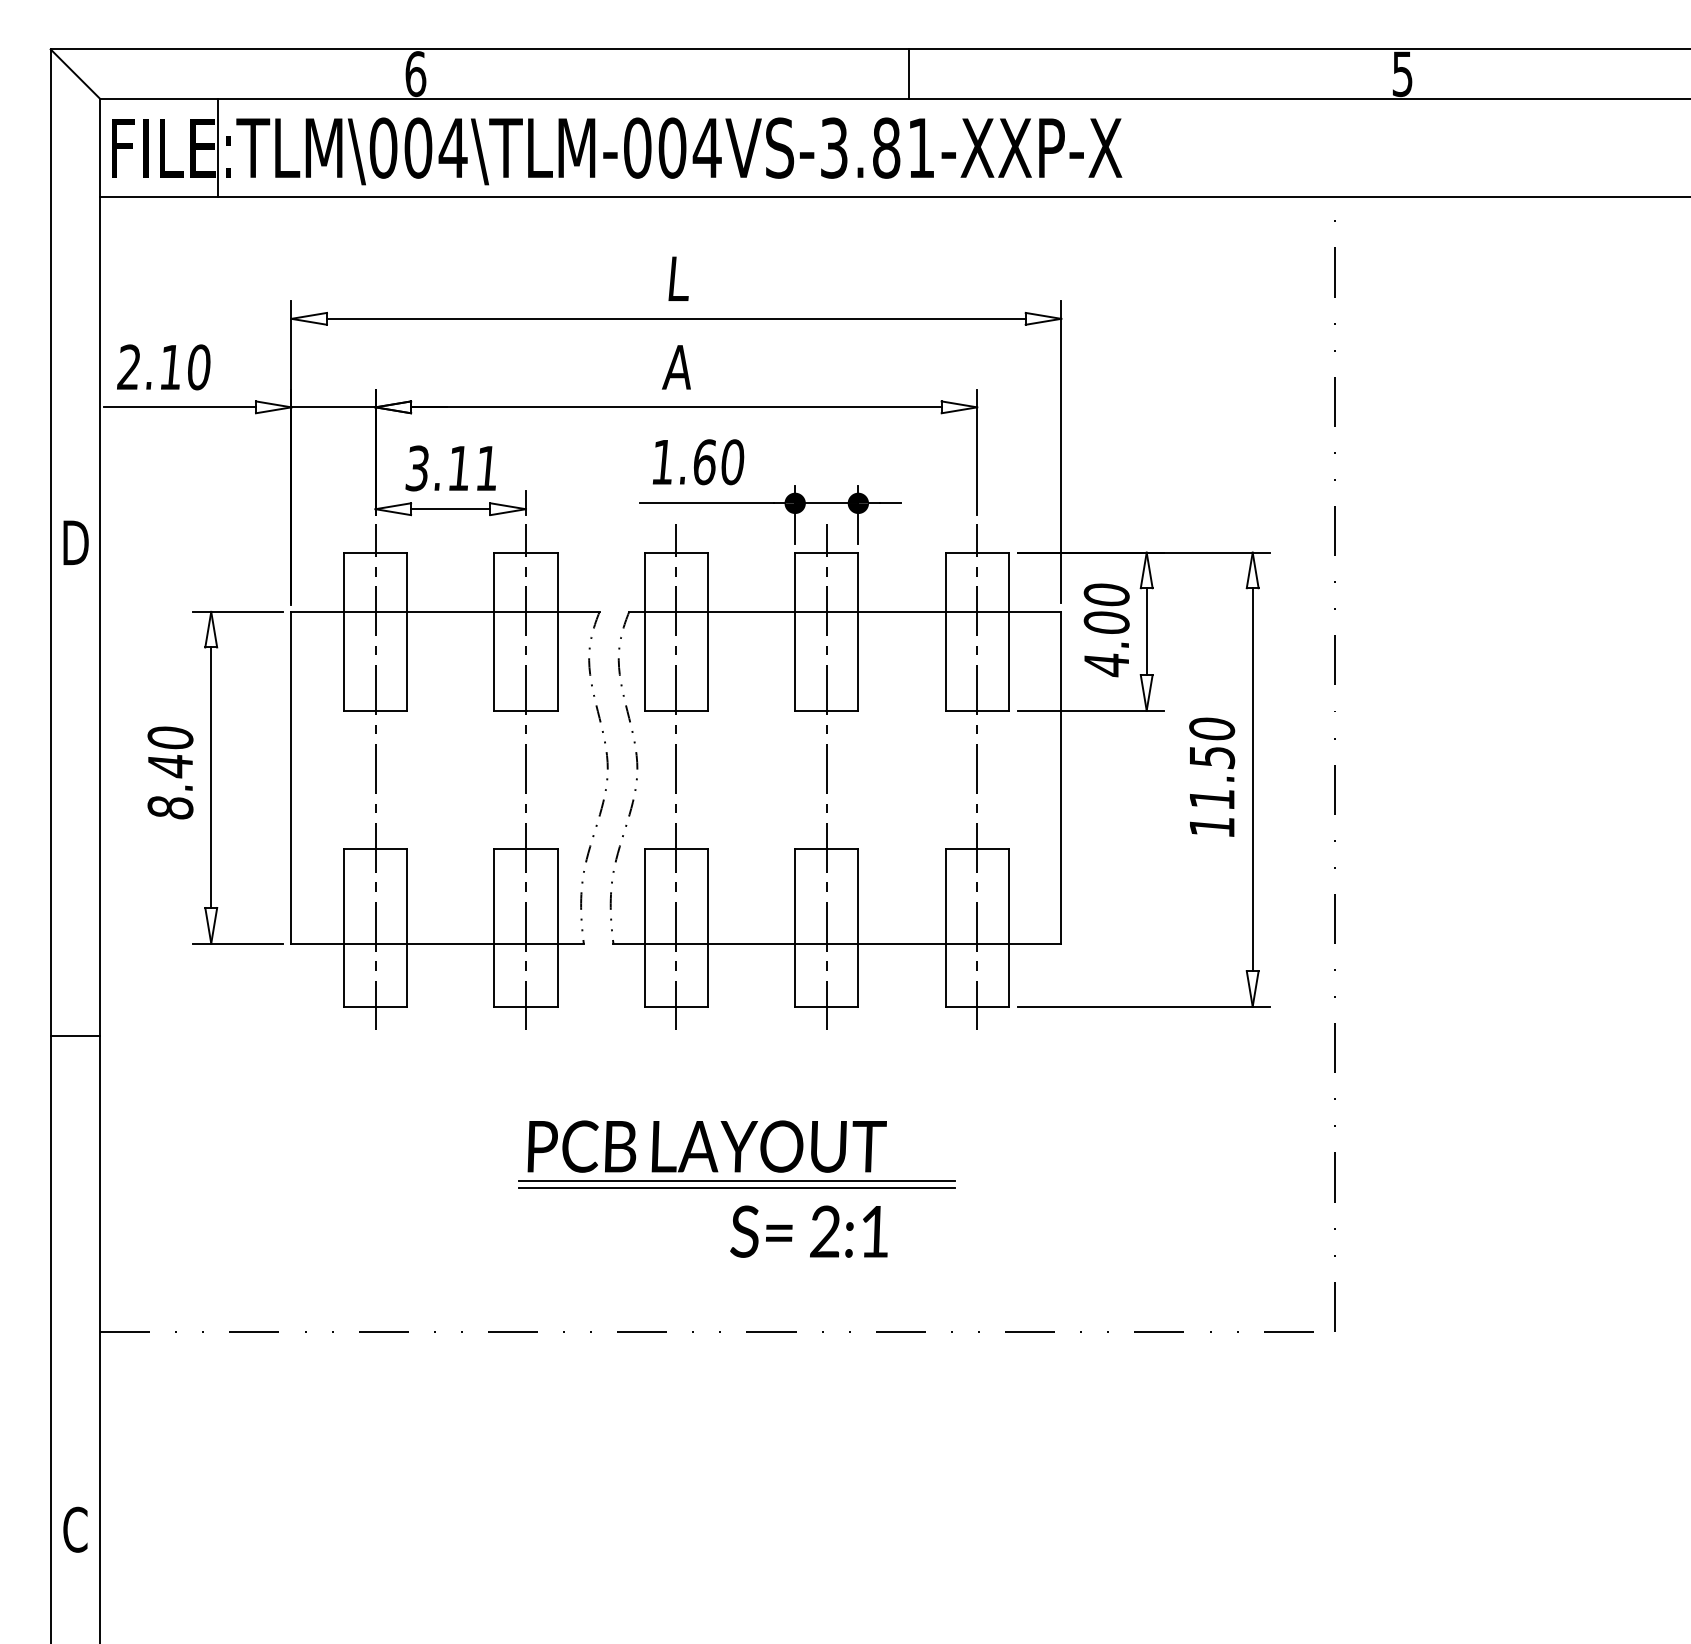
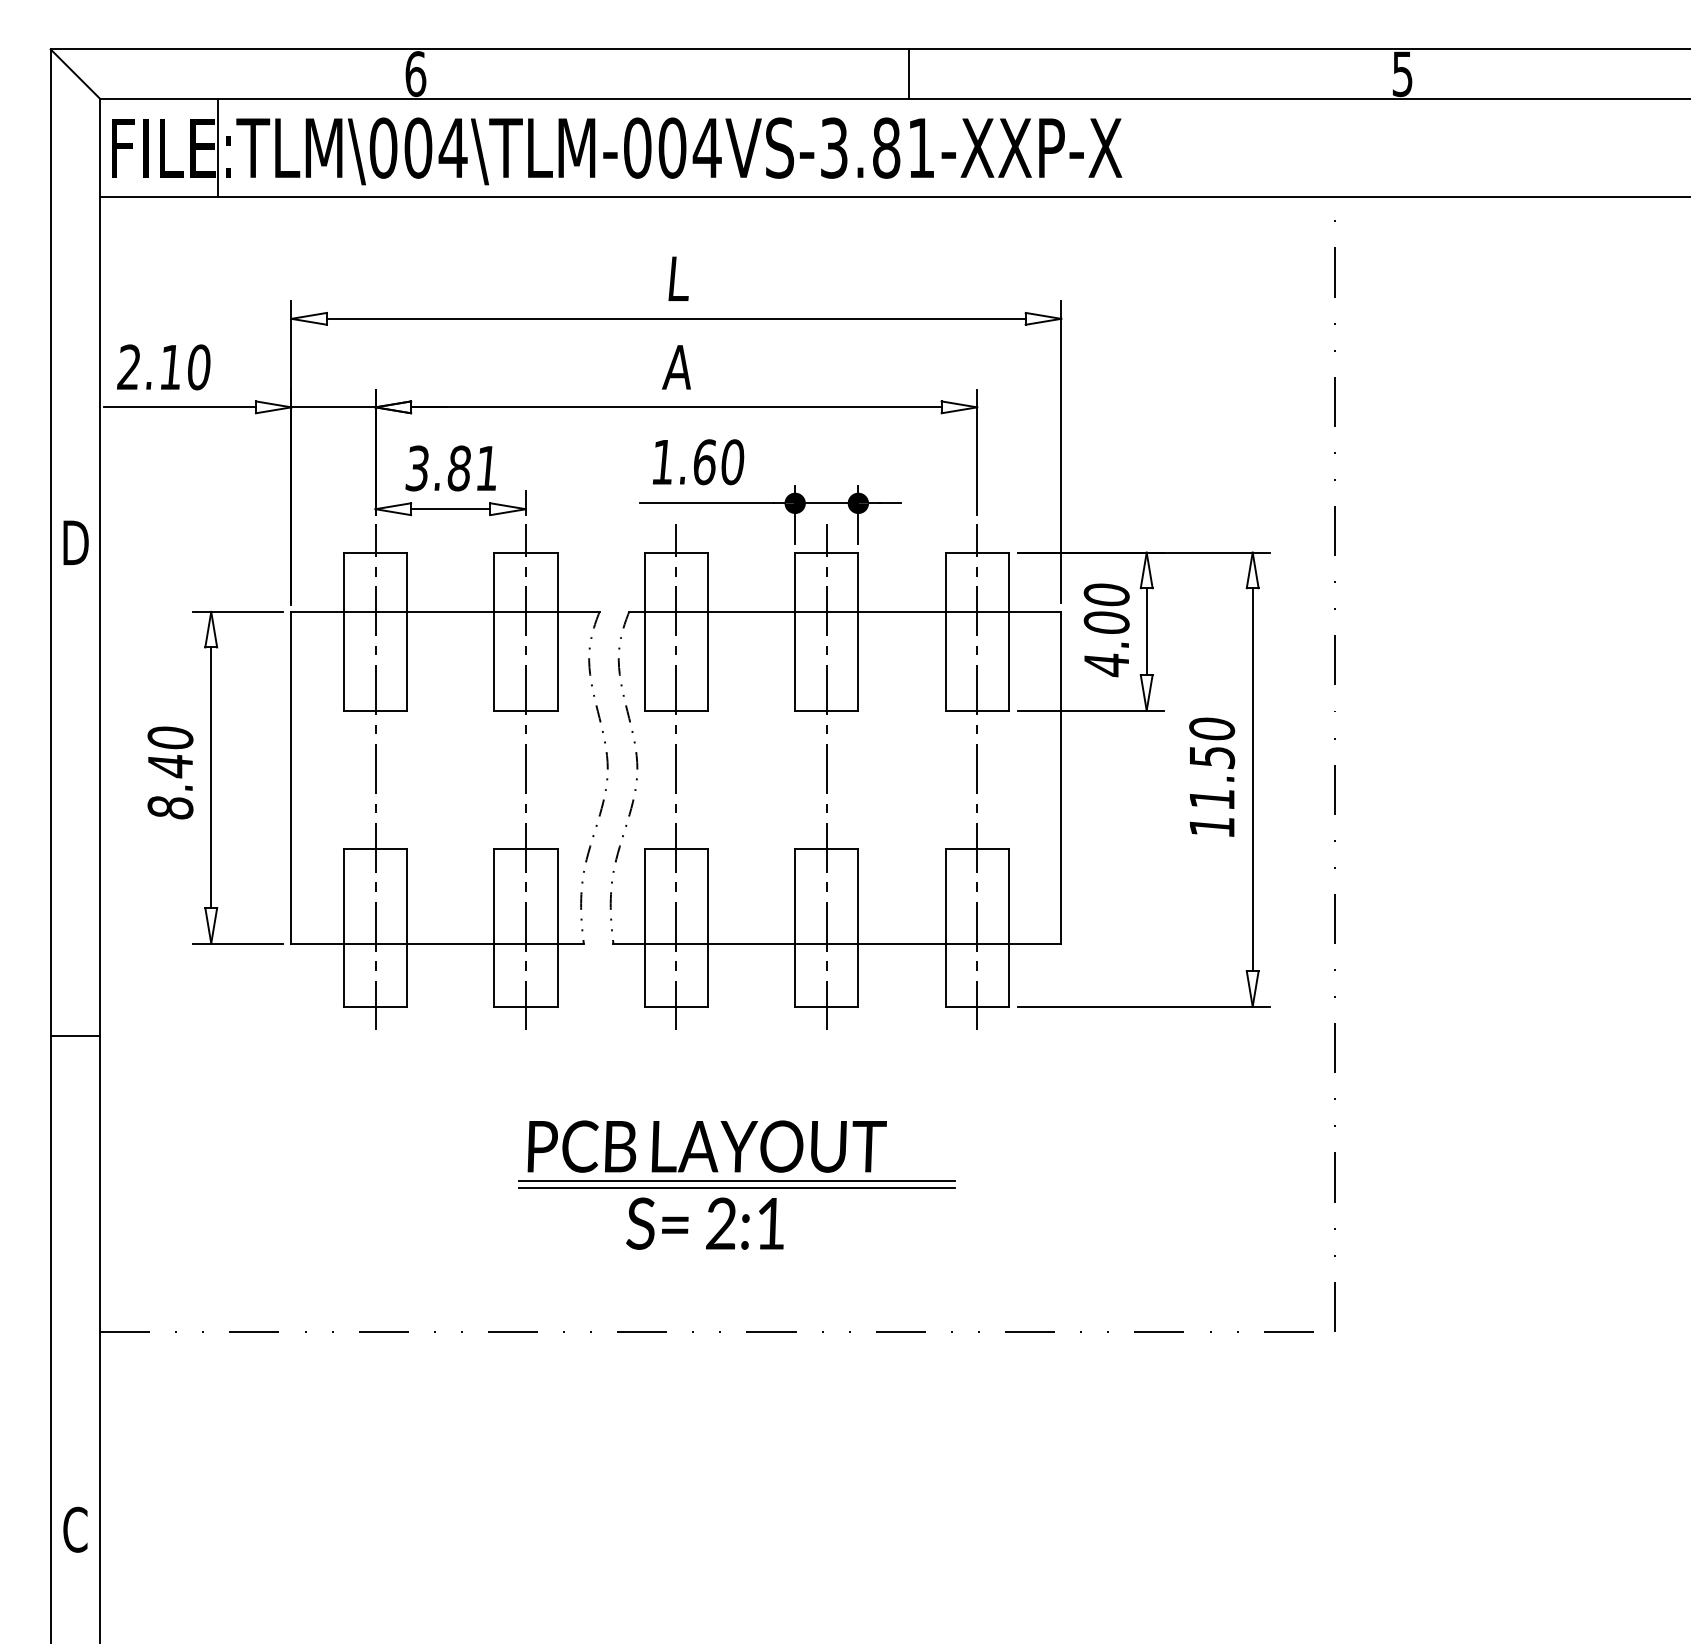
text: 3.11 -> 3.81 (458, 468)
text position: (808, 1231) -> (704, 1223) (704, 1223)
